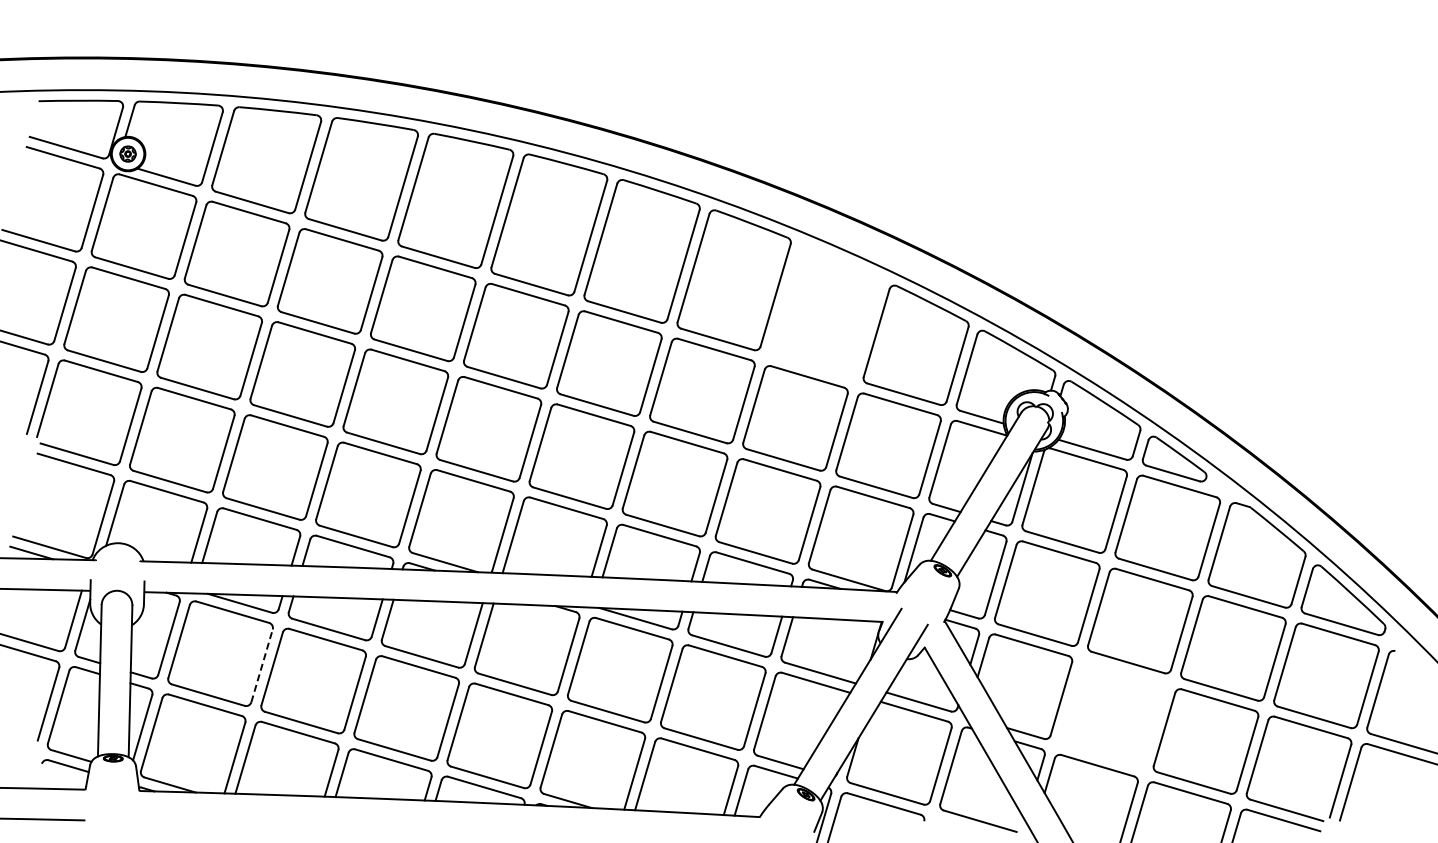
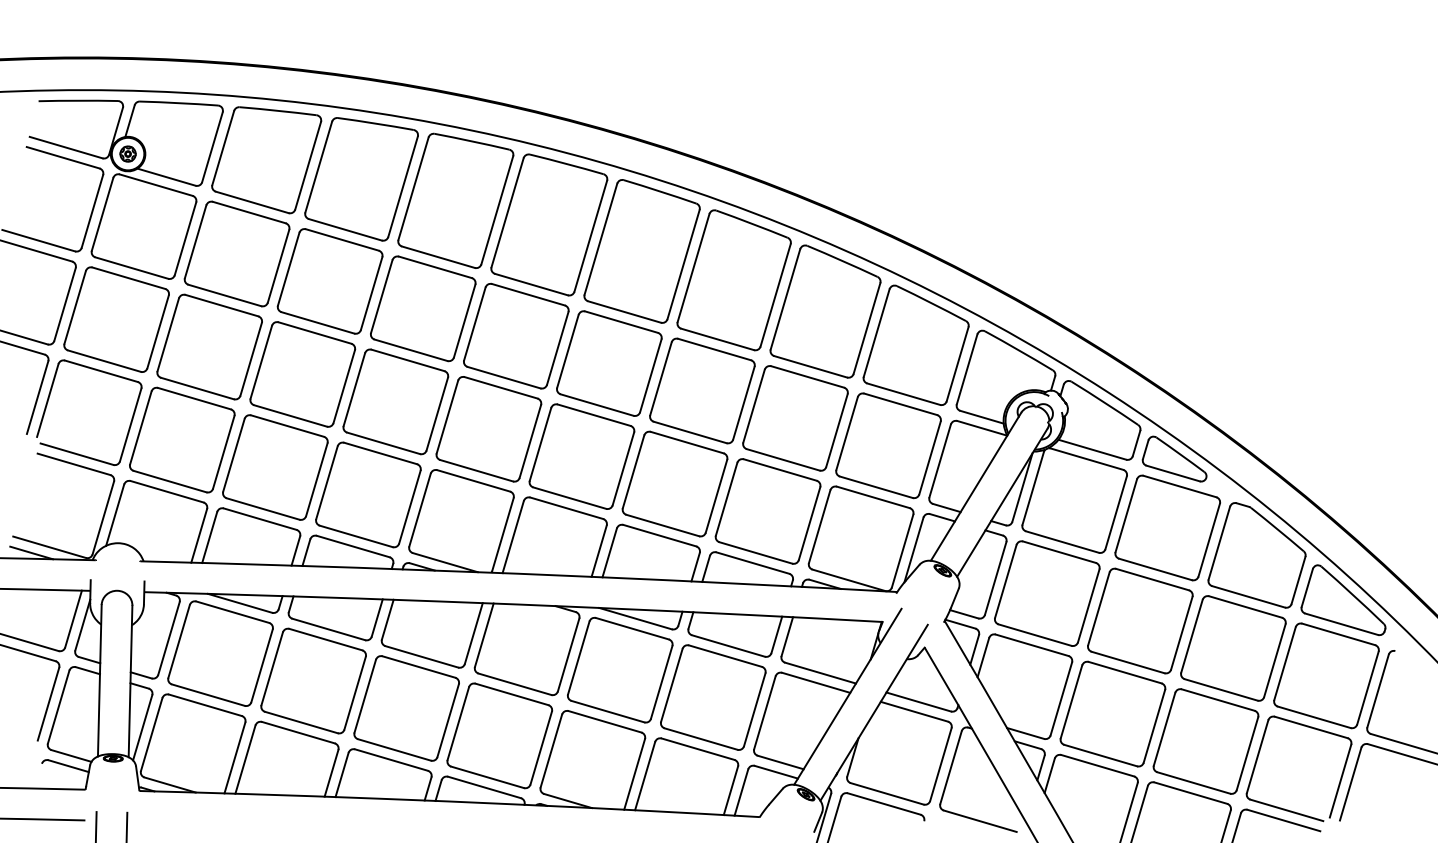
part: none -> present (825, 311)
line: dashed -> solid (262, 665)
part: none -> present (1112, 713)
line: none -> present (95, 825)
line: none -> present (126, 825)
